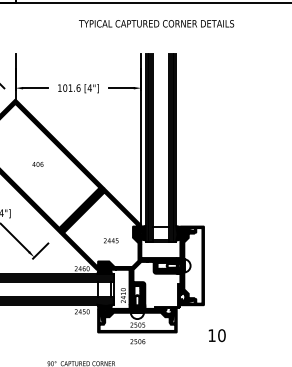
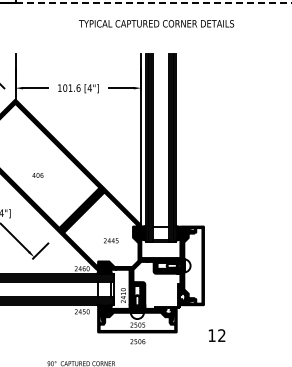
line: solid -> dashed (153, 3)
text position: (37, 164) -> (37, 175) (37, 175)
text: 10 -> 12 (221, 335)
